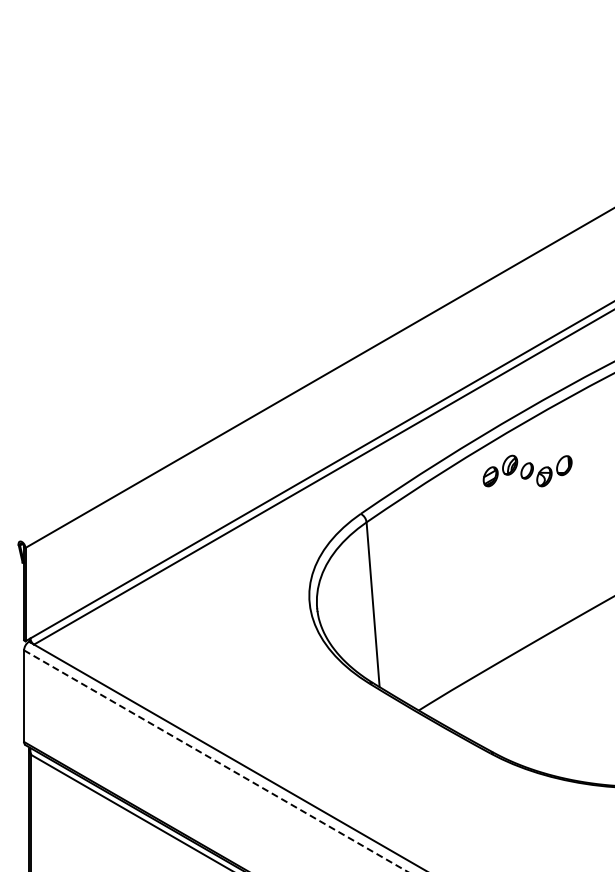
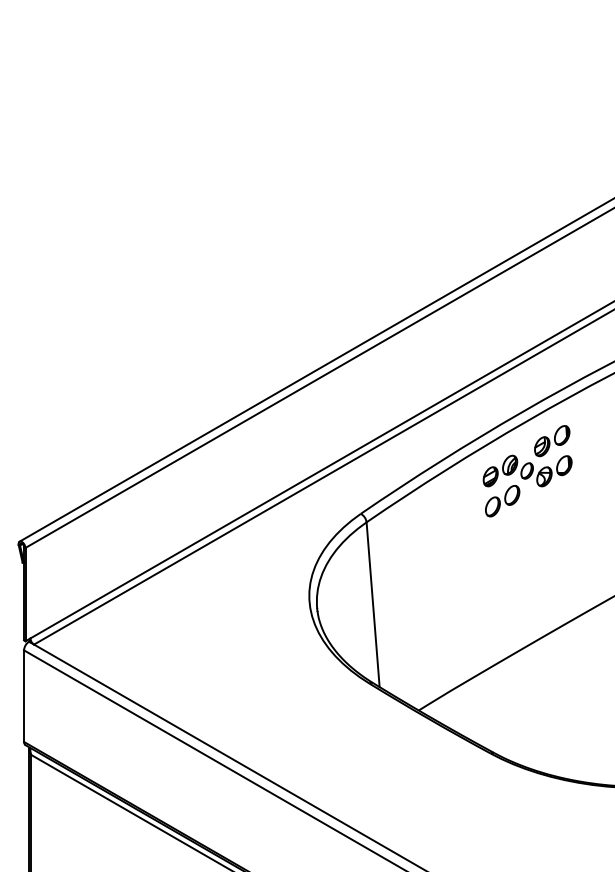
line: none -> present (315, 370)
part: none -> present (552, 441)
part: none -> present (502, 501)
line: dashed -> solid (216, 761)
